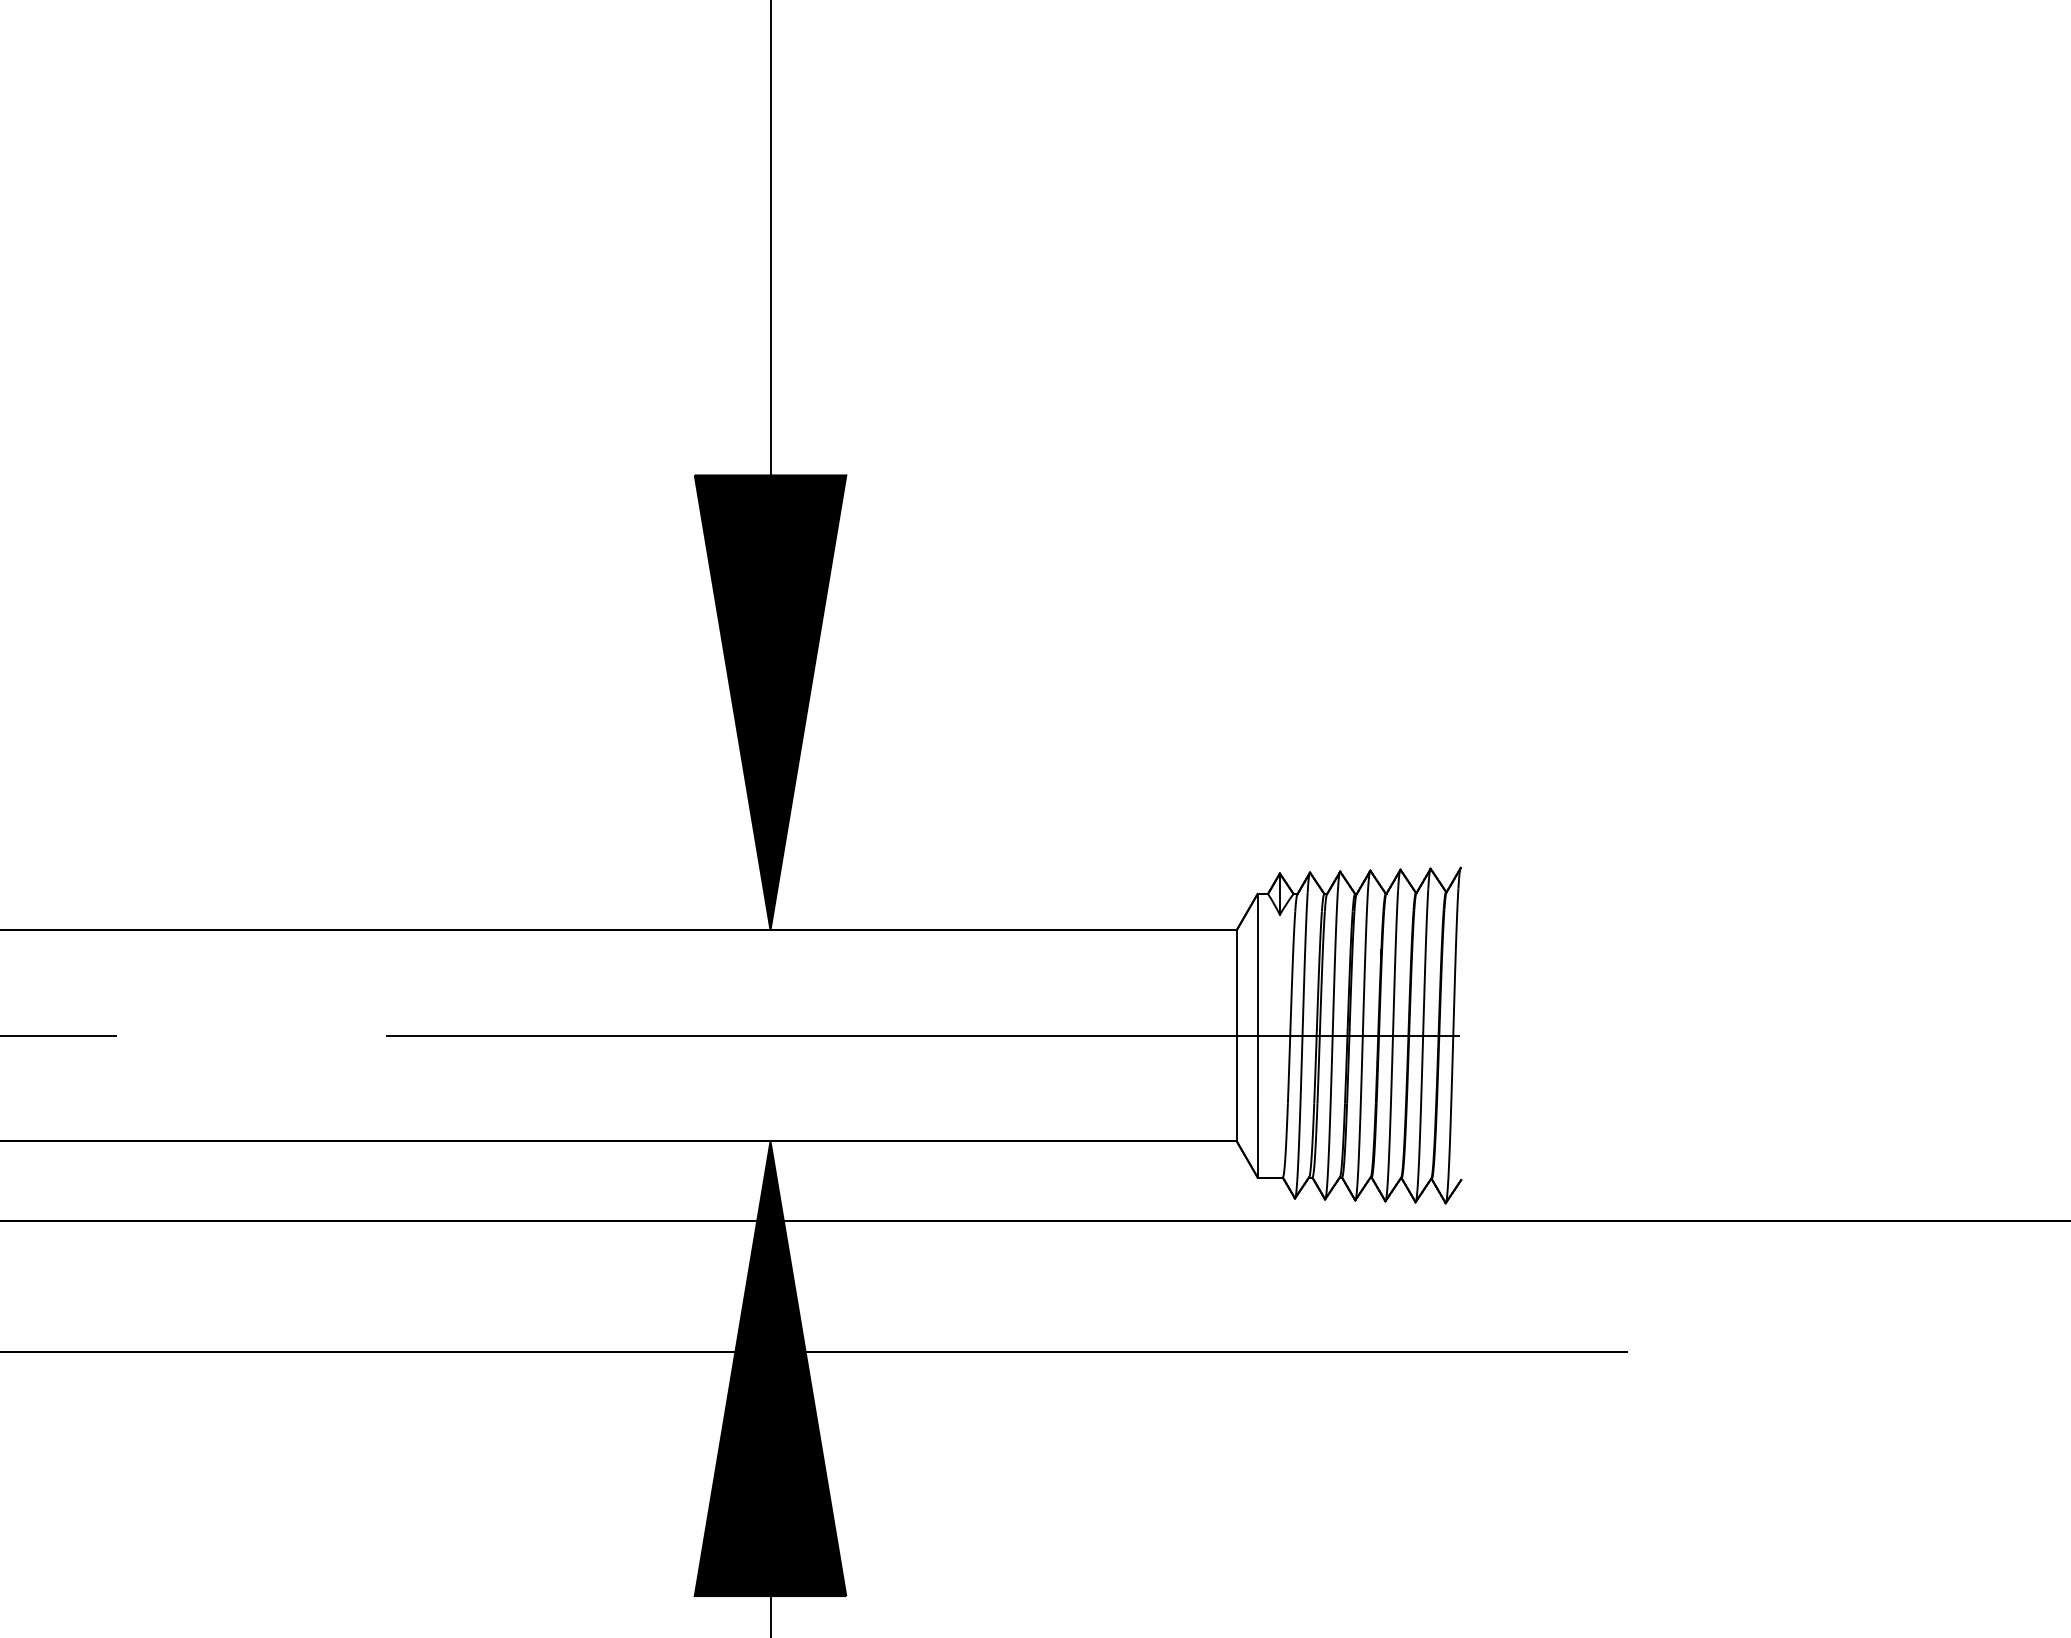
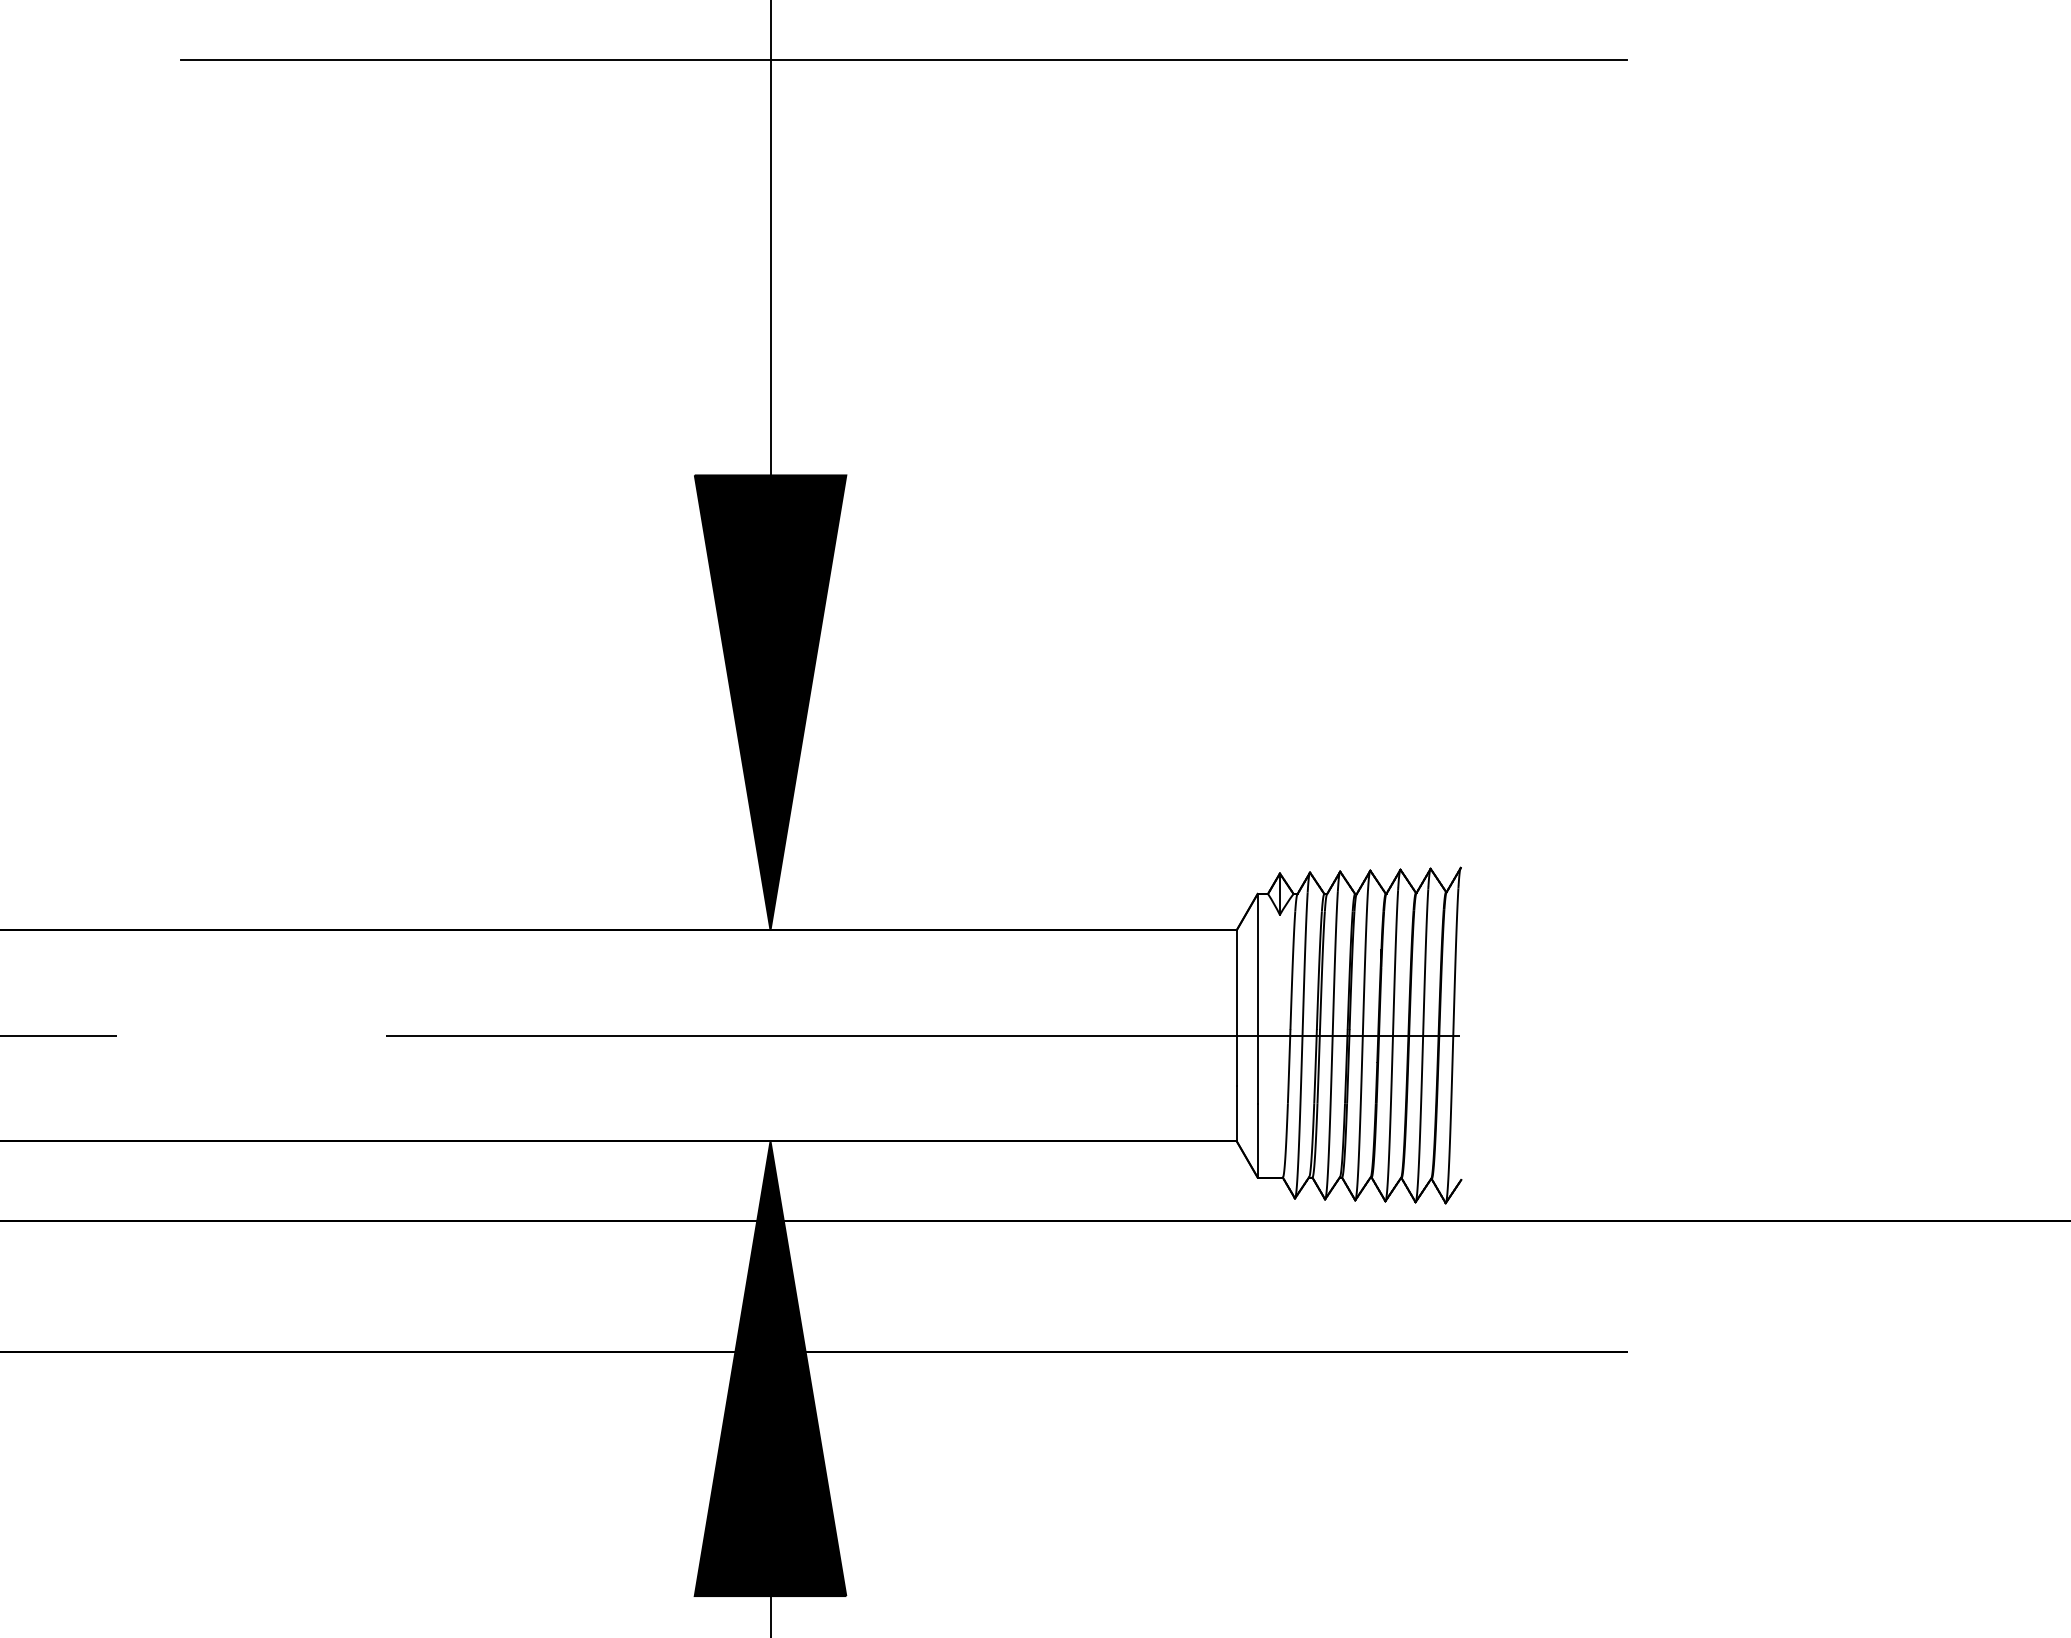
line: none -> present (903, 59)
